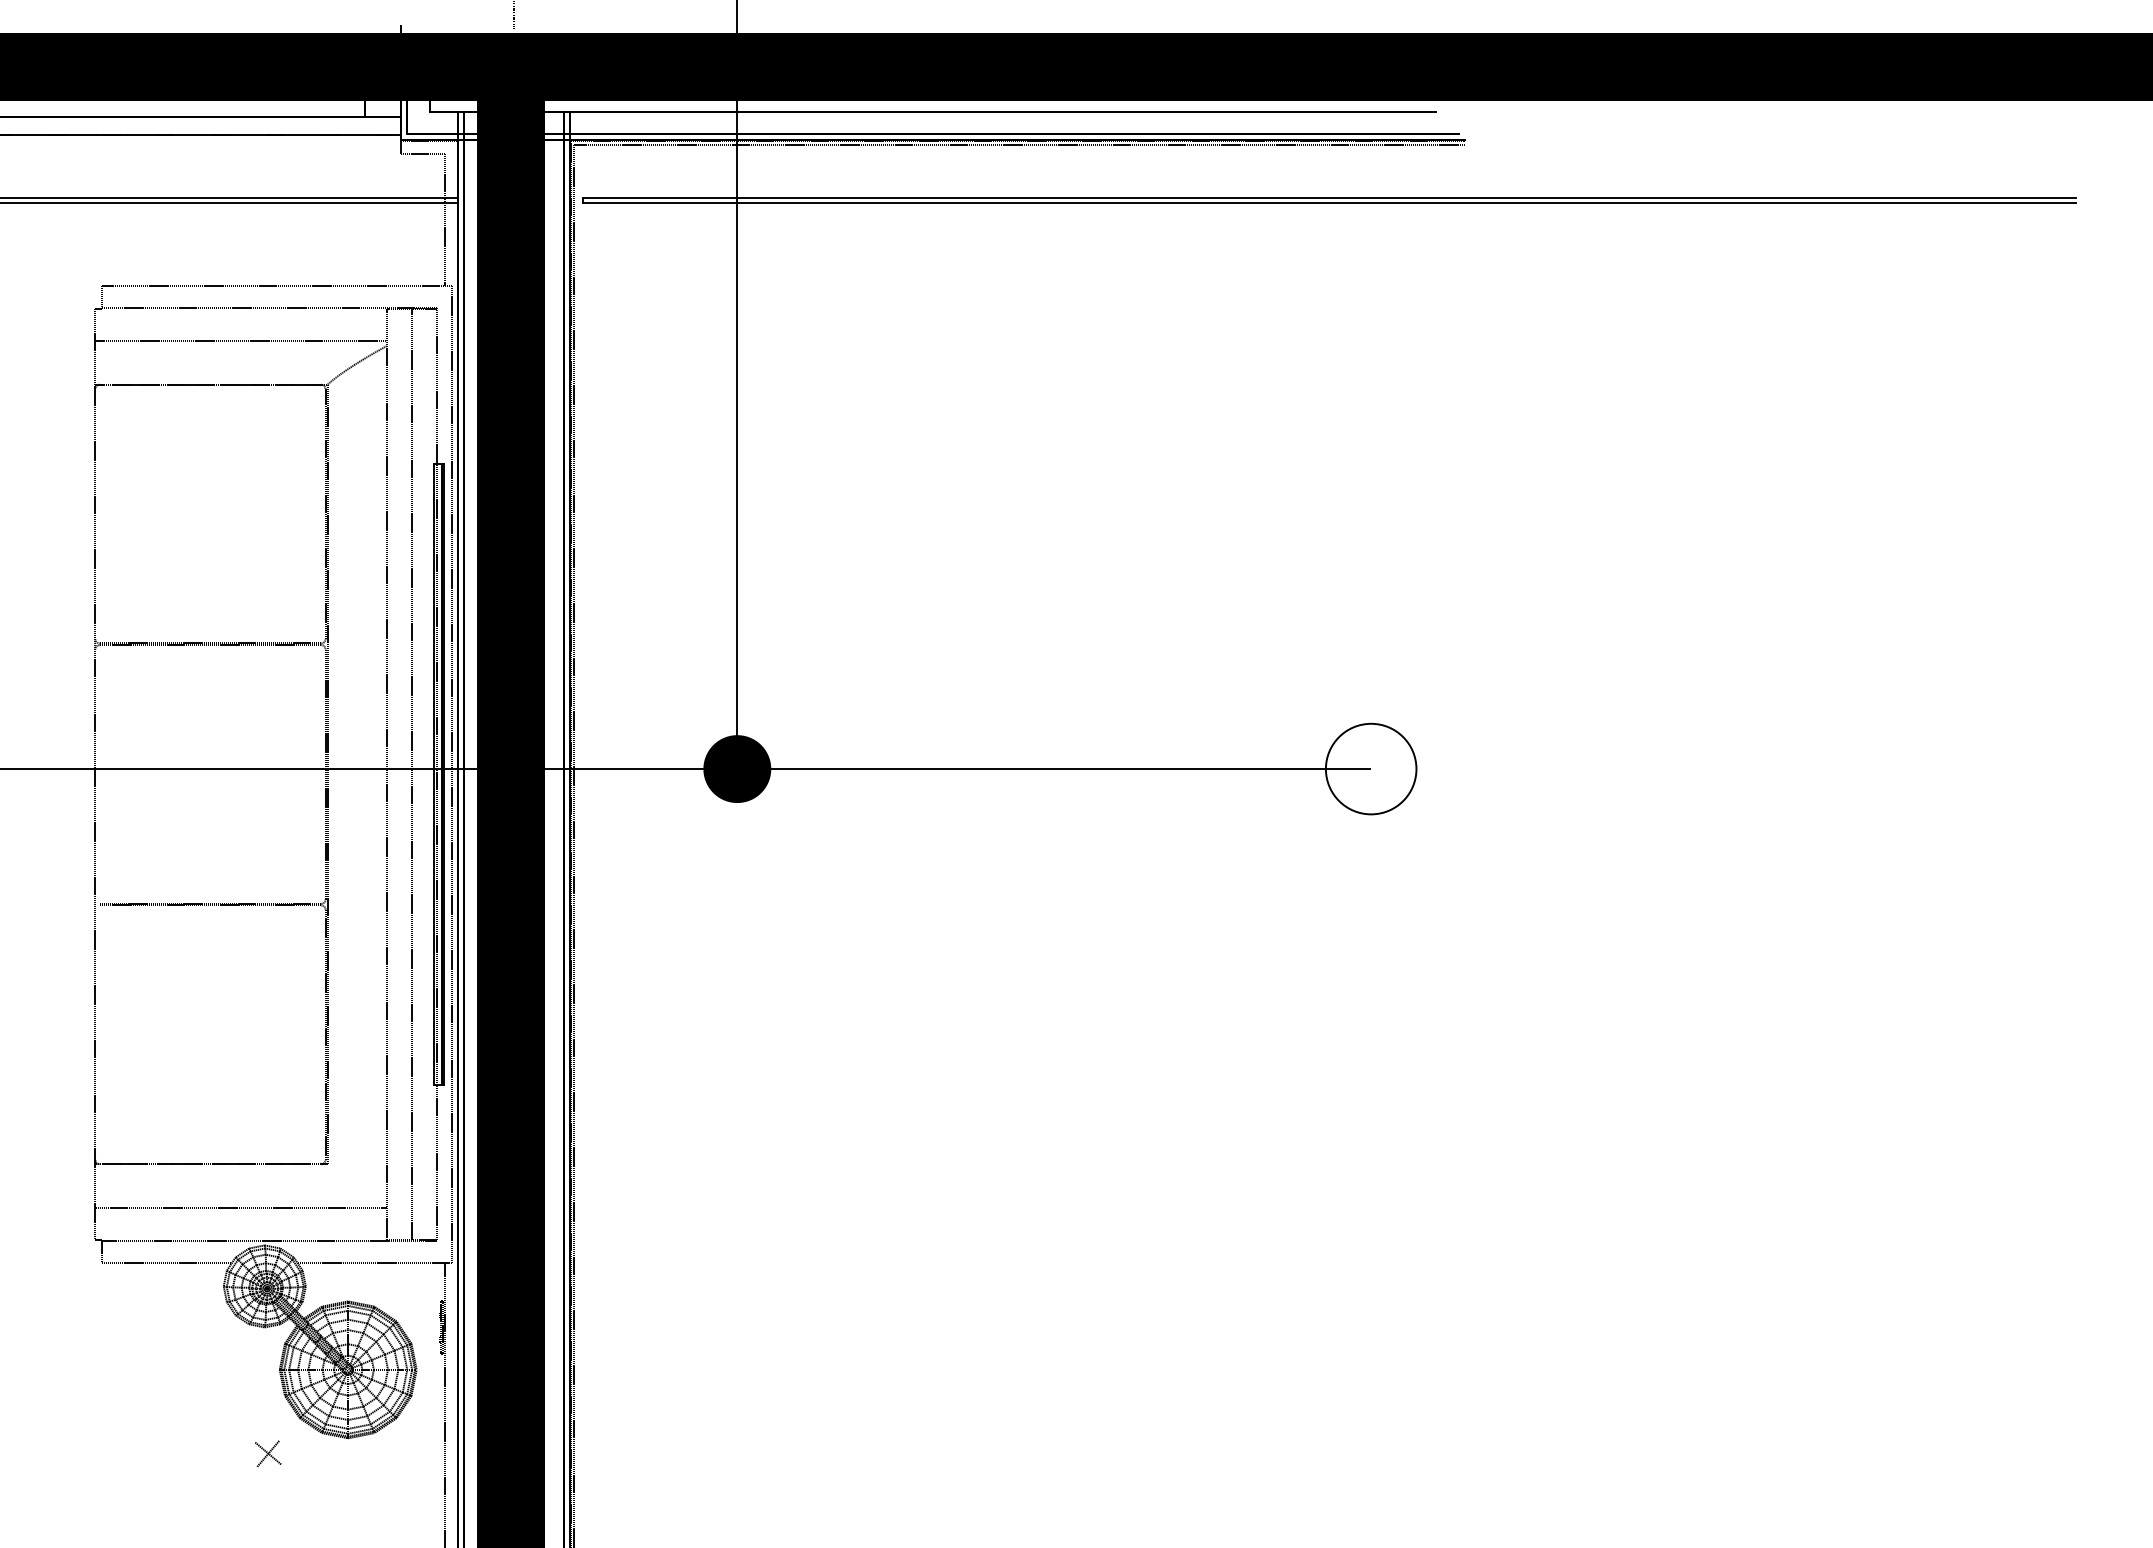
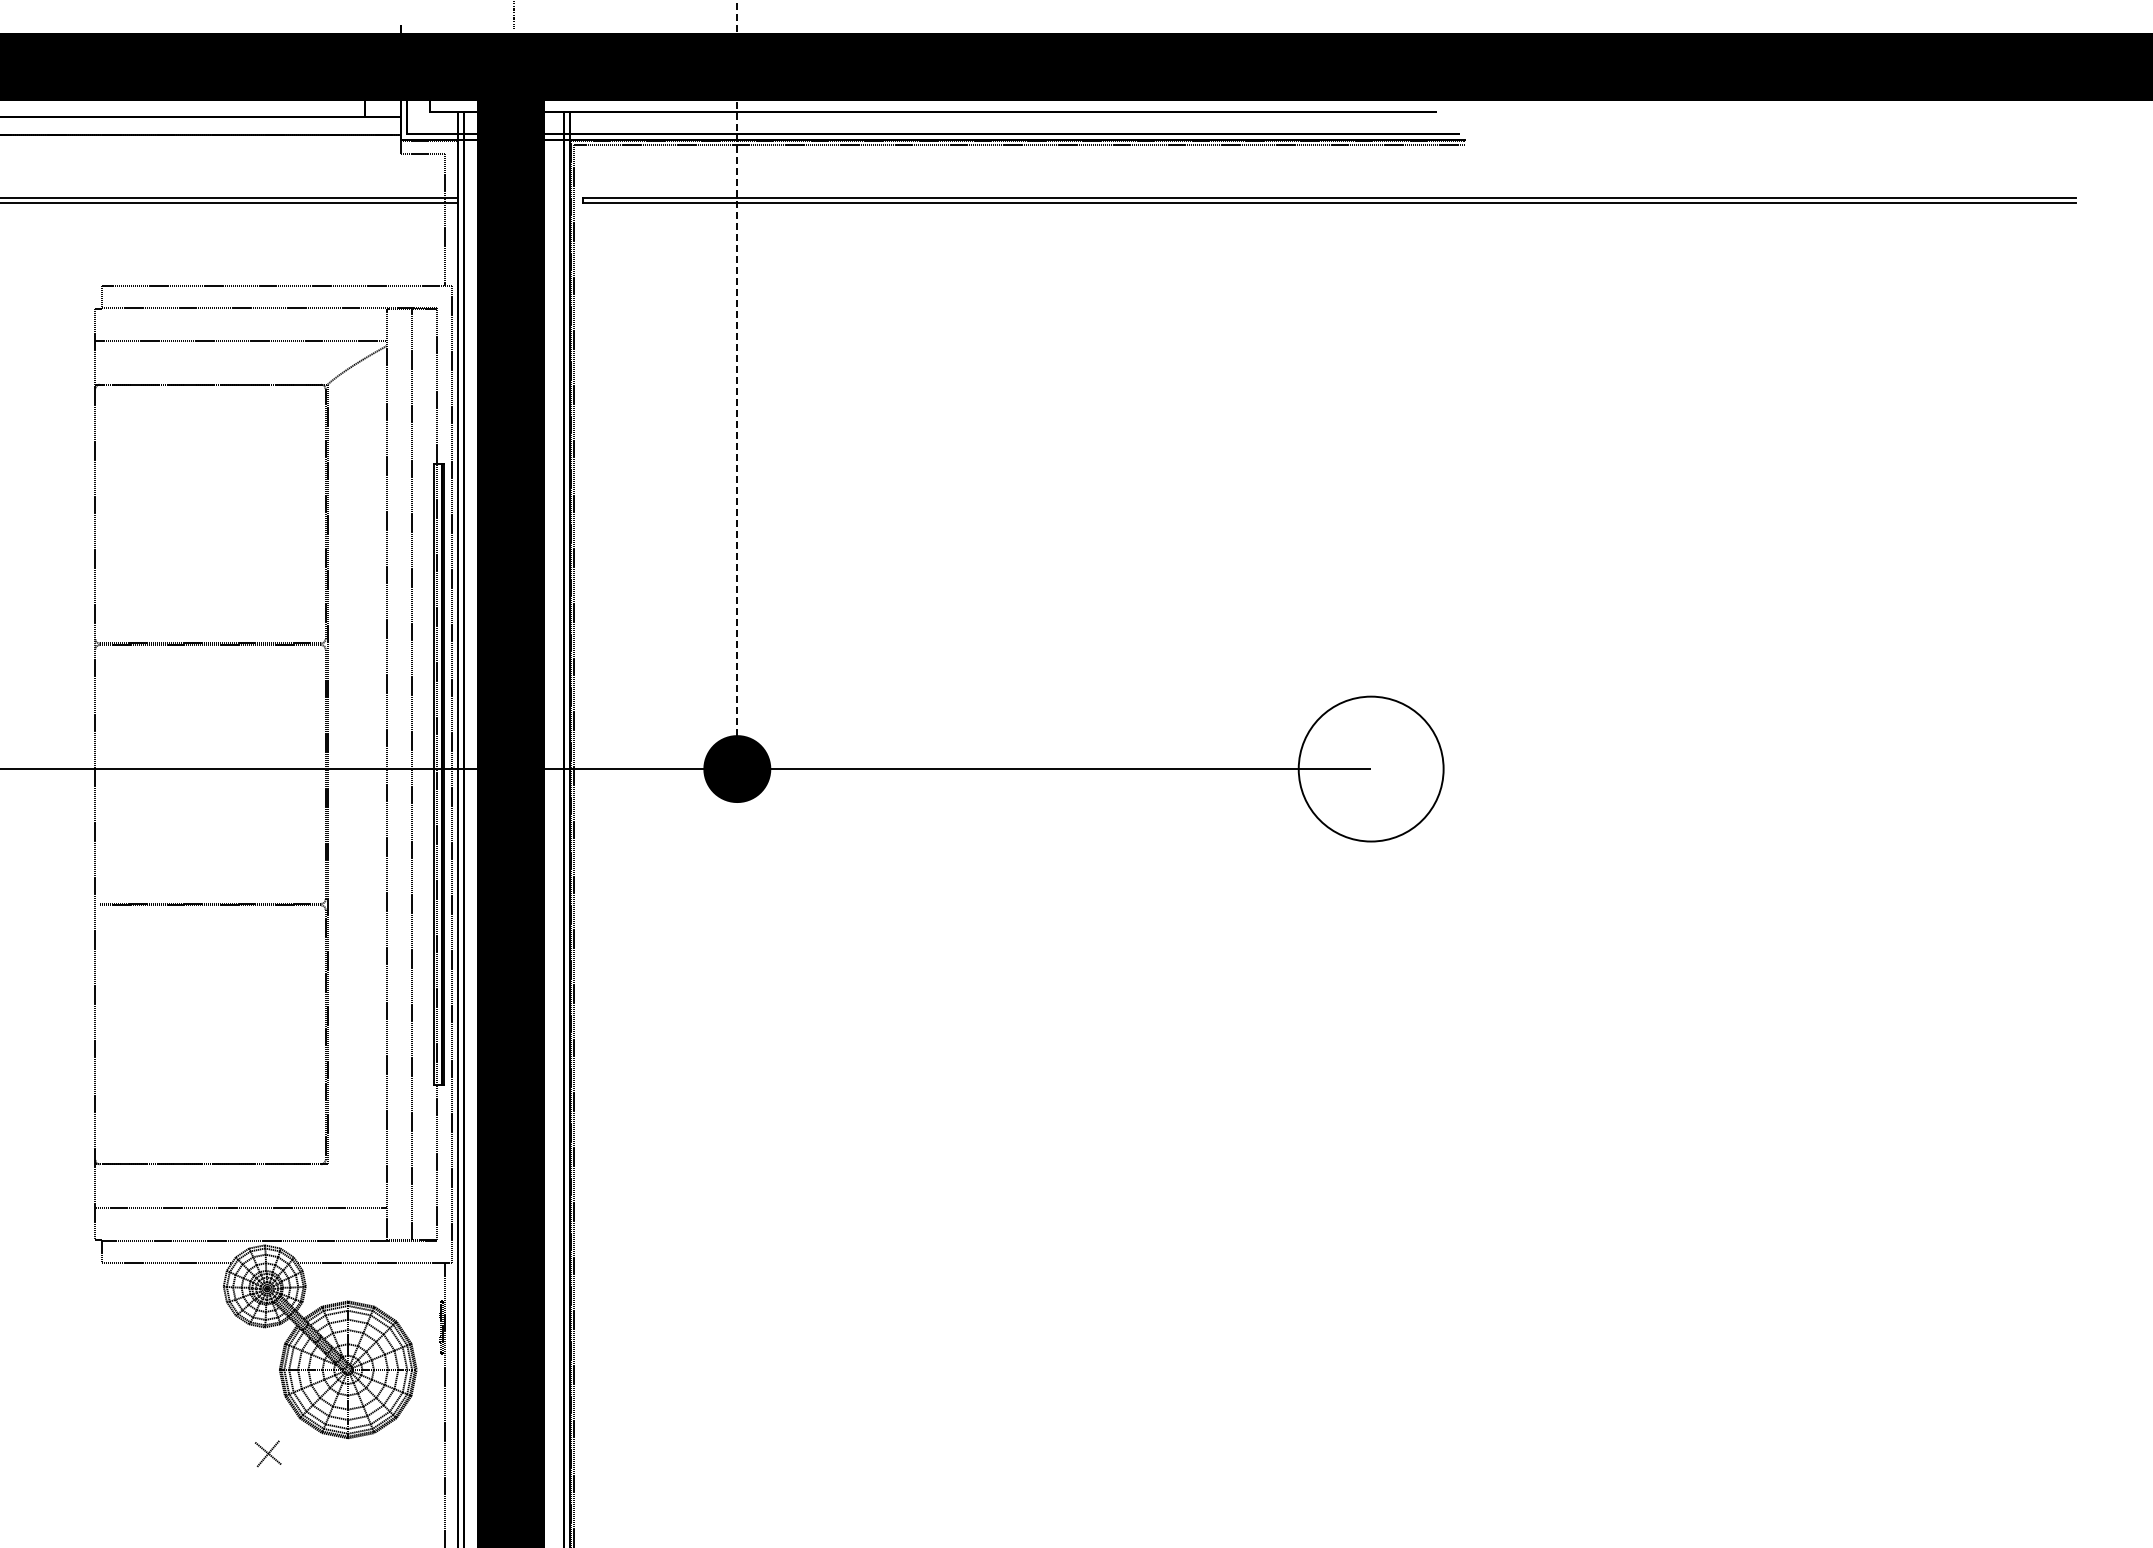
line: solid -> dashed (737, 384)
circle diameter: 91 px -> 145 px (1370, 768)
